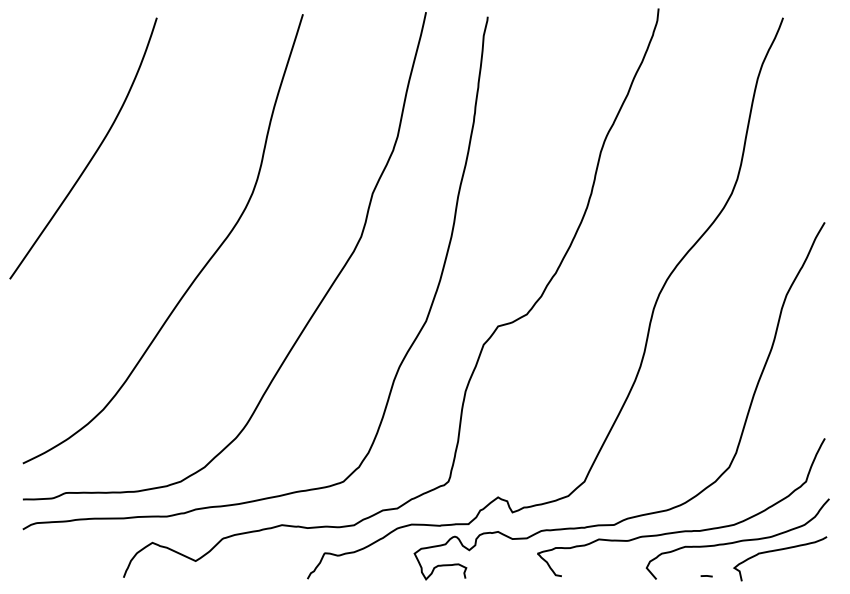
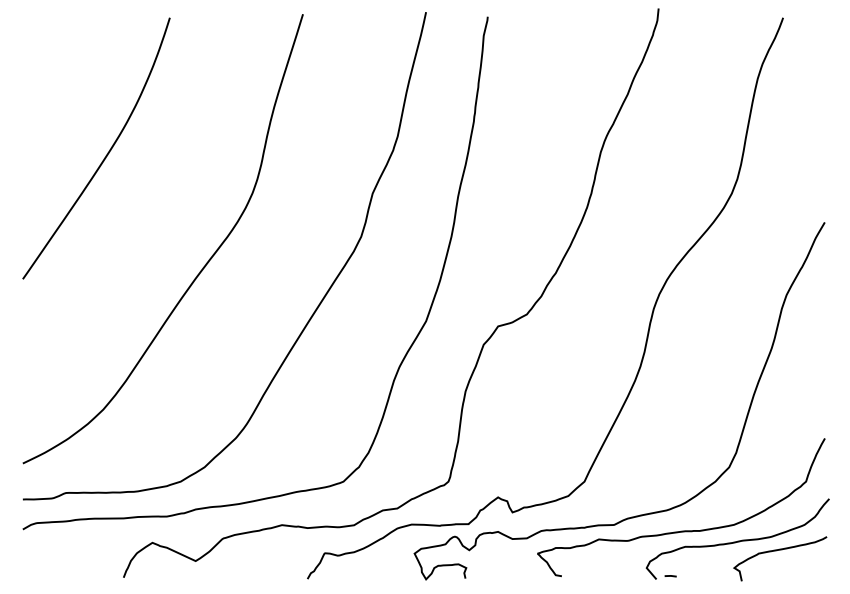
curve position: (92, 155) -> (105, 155) (105, 155)
line position: (706, 576) -> (670, 576) (670, 576)
